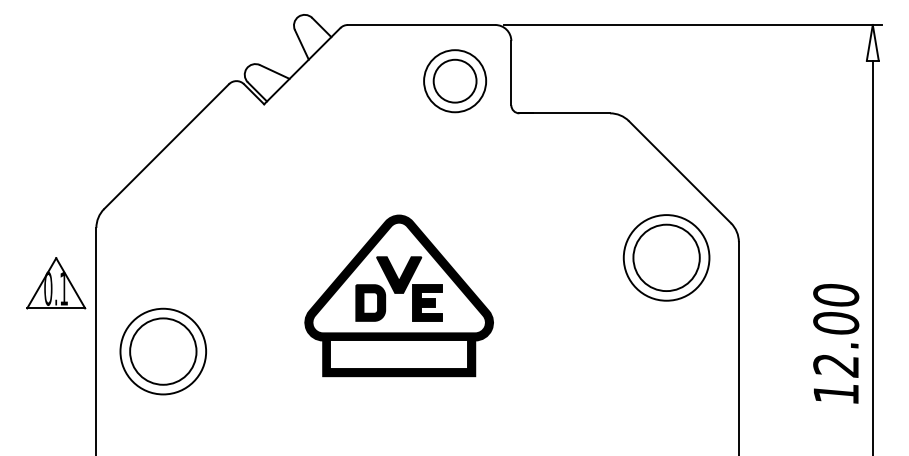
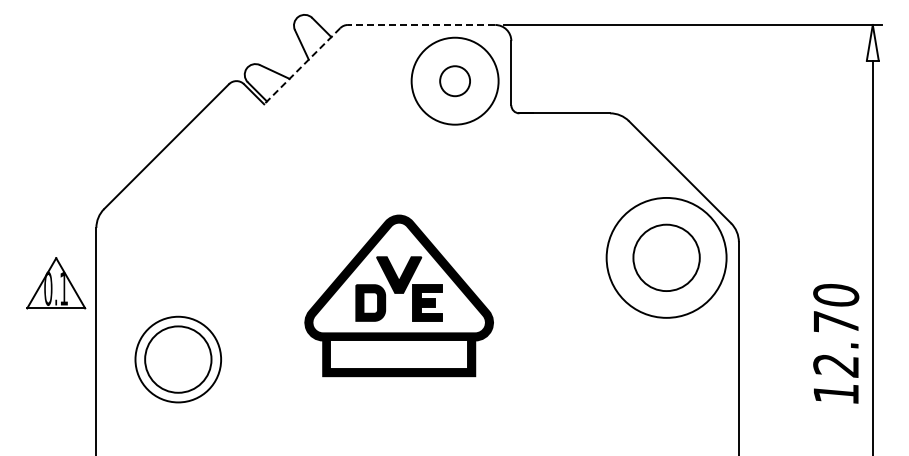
line: solid -> dashed (421, 25)
line: solid -> dashed (302, 66)
circle diameter: 43 px -> 30 px (455, 81)
circle diameter: 62 px -> 87 px (454, 80)
circle diameter: 86 px -> 120 px (666, 257)
text: 12.00 -> 12.70 (836, 322)
part position: (162, 351) -> (177, 359) (177, 359)
